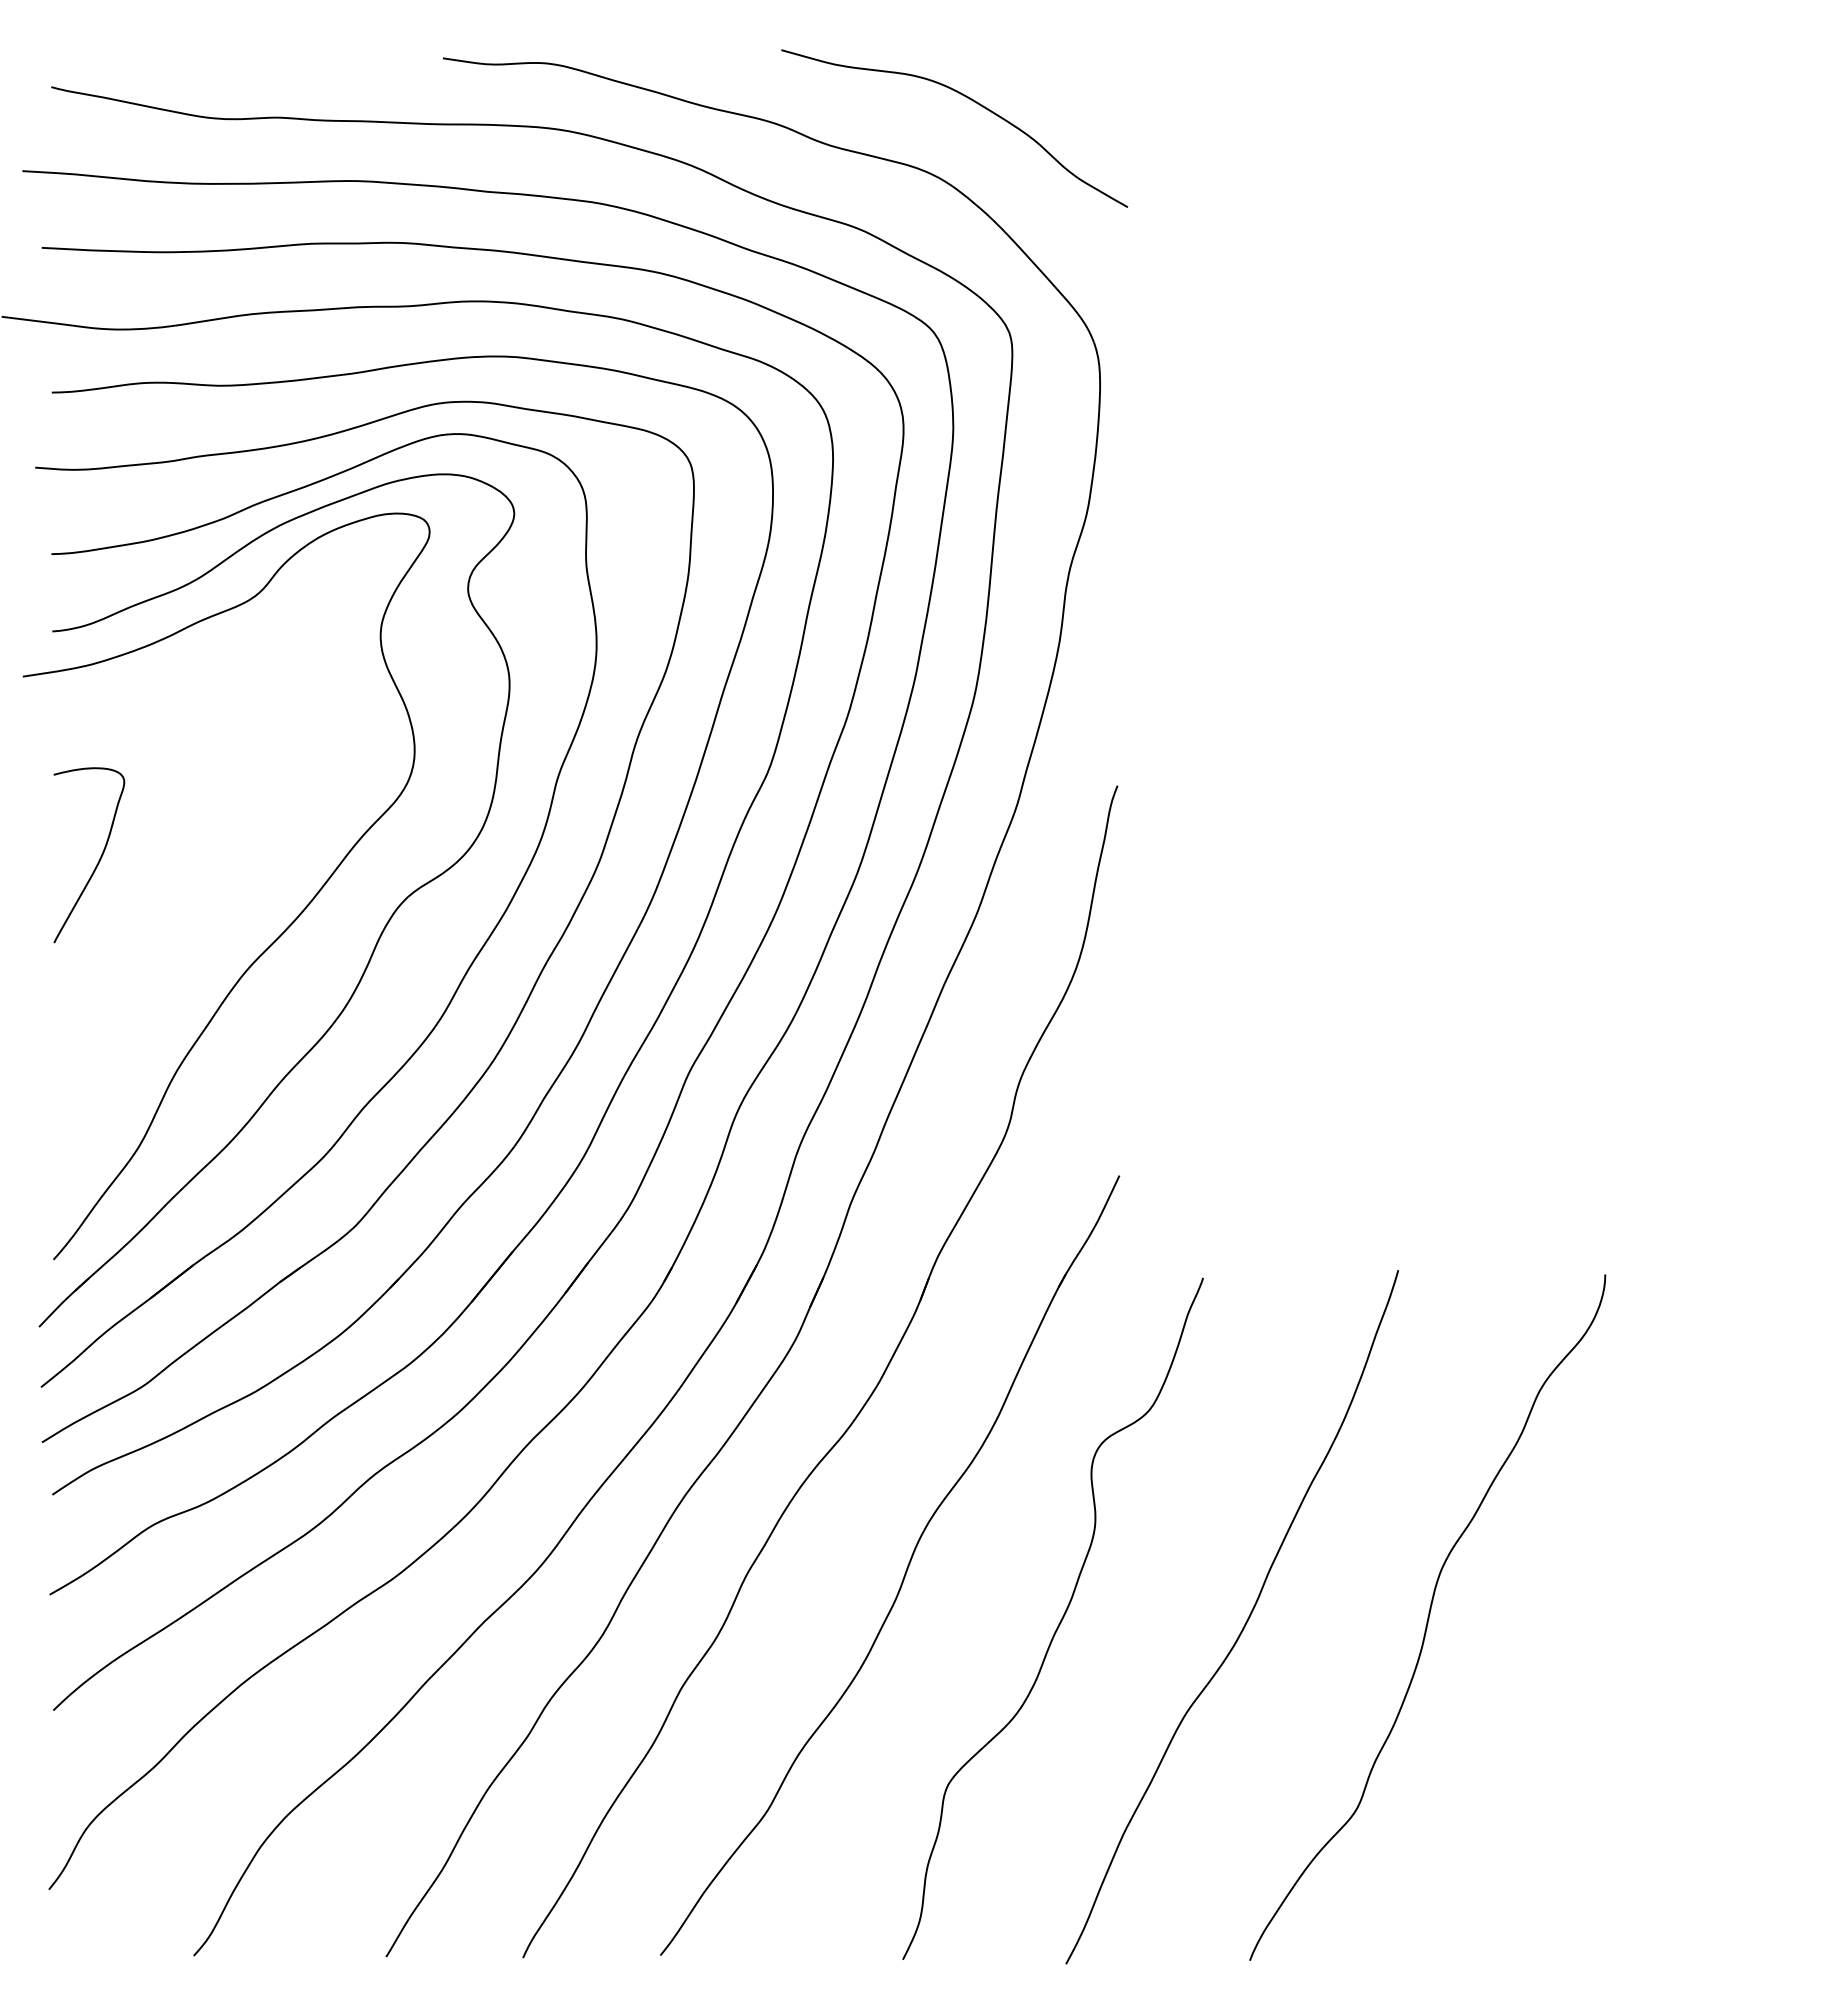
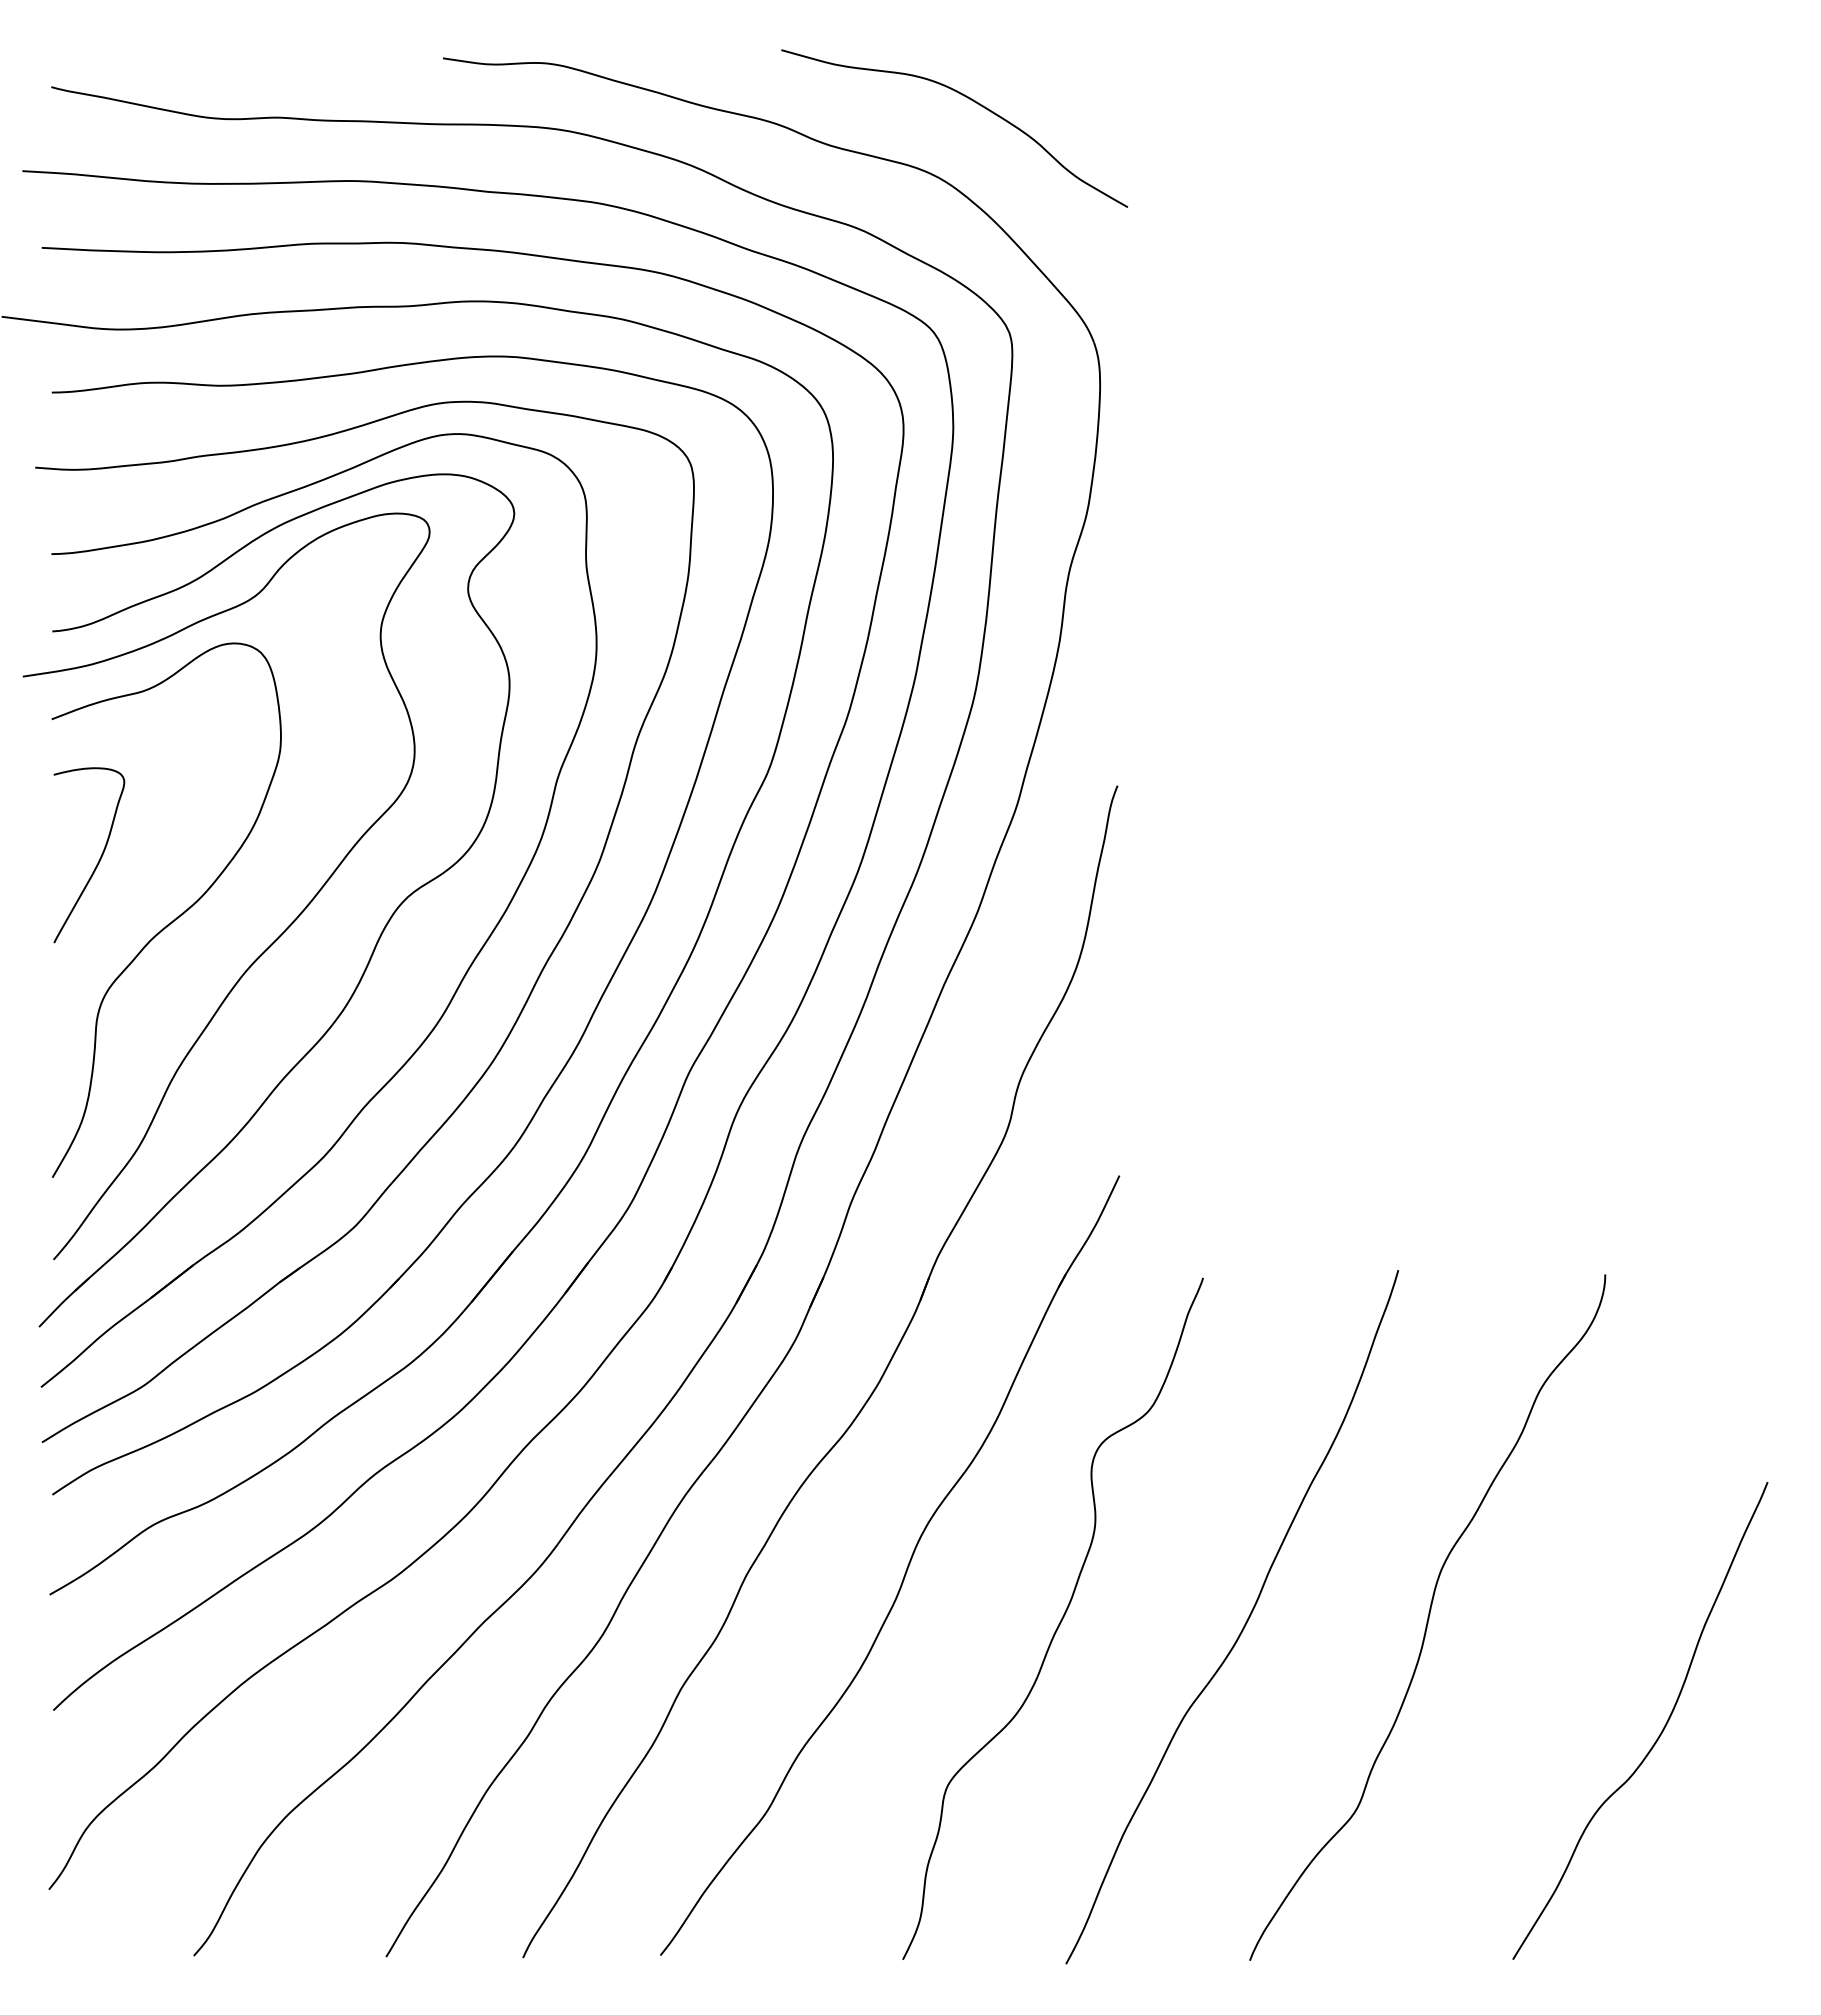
curve: none -> present (173, 919)
curve: none -> present (1660, 1732)
